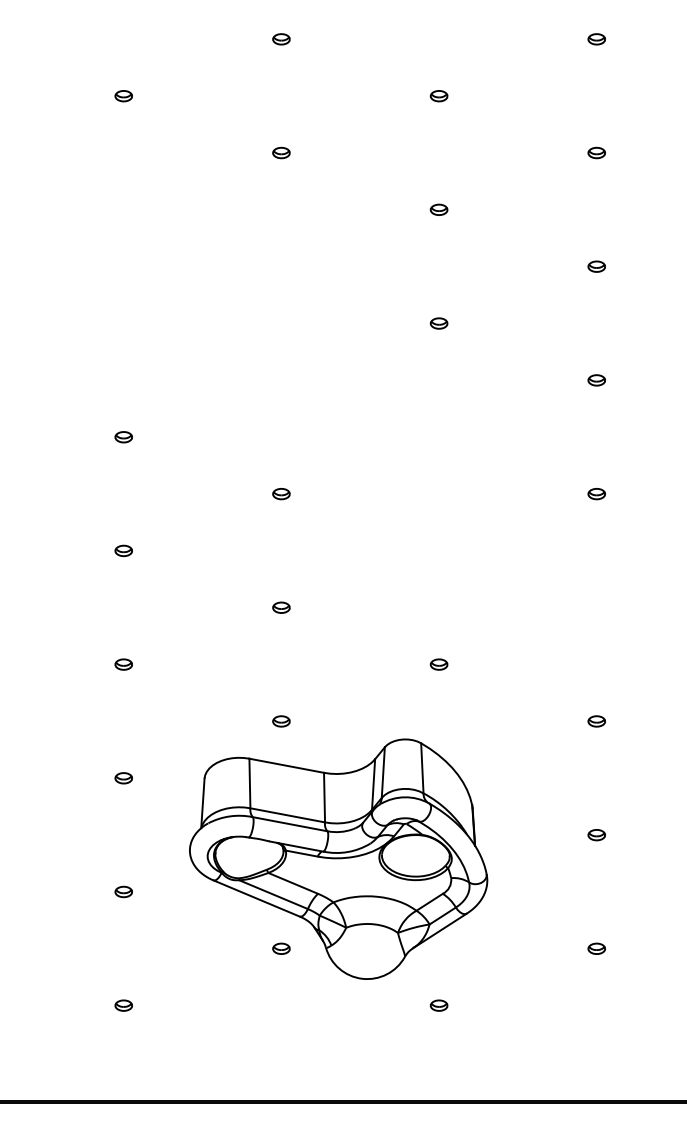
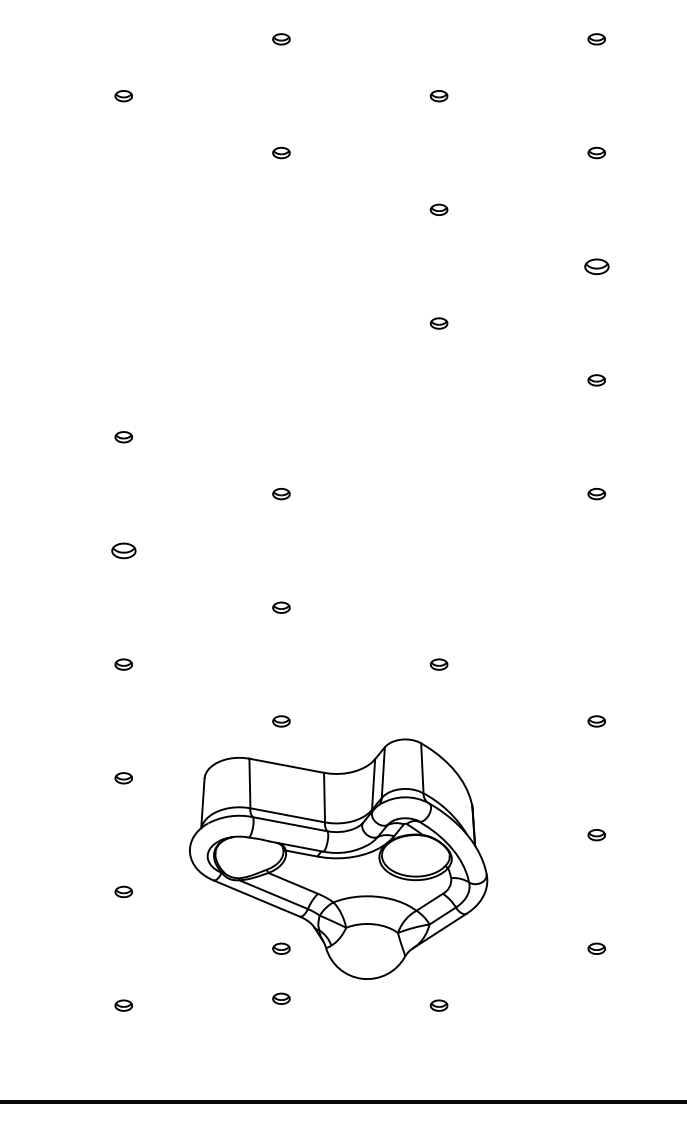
part size: 19x13 px -> 26x17 px (596, 266)
part size: 19x14 px -> 26x18 px (123, 550)
part: none -> present (281, 998)
